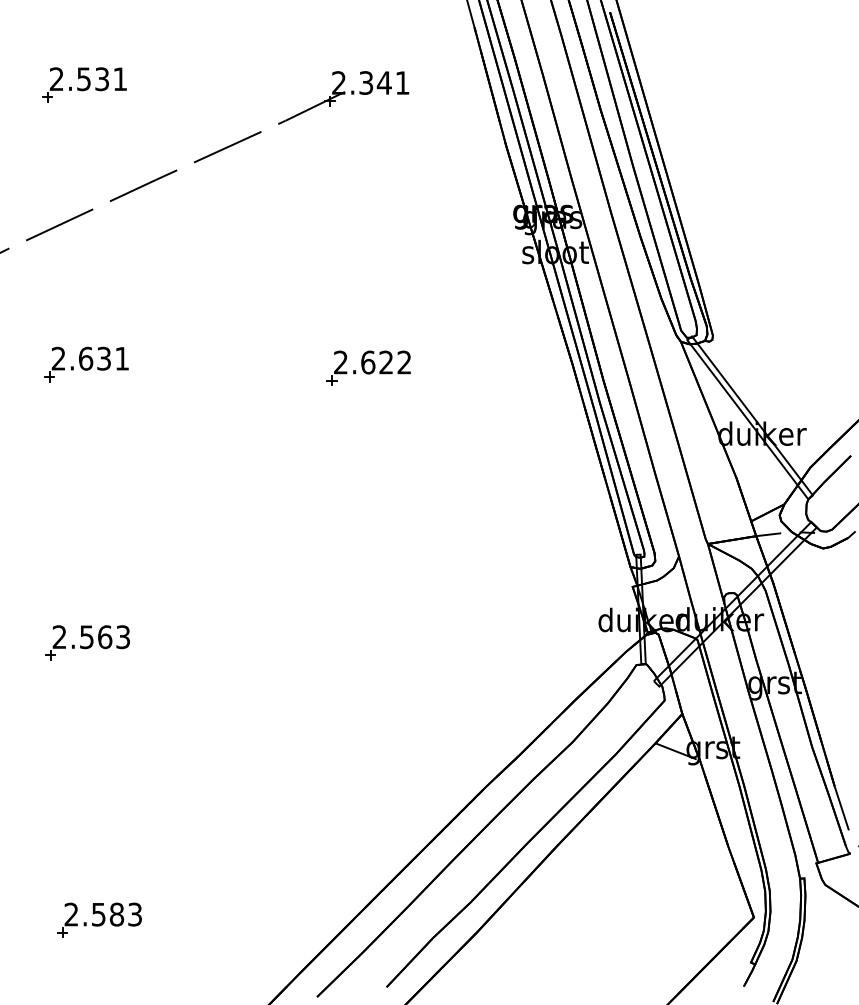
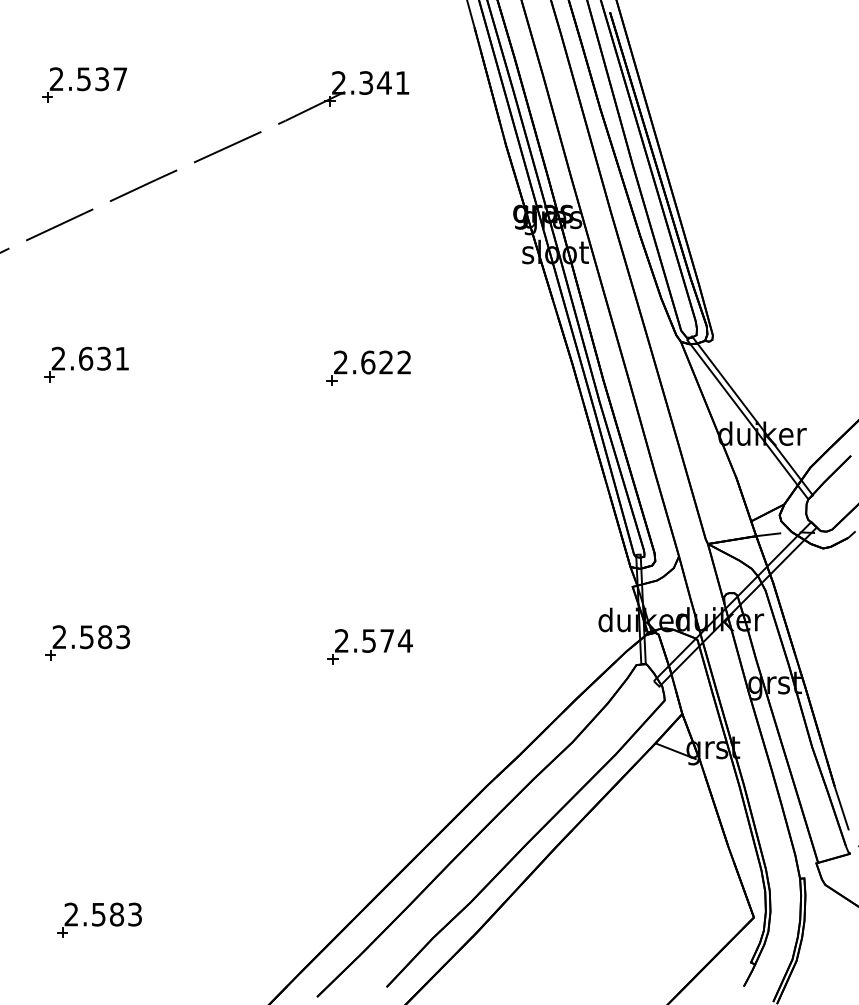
text: 2.531 -> 2.537 (119, 78)
text: 2.563 -> 2.583 (105, 636)
part: none -> present (369, 646)
